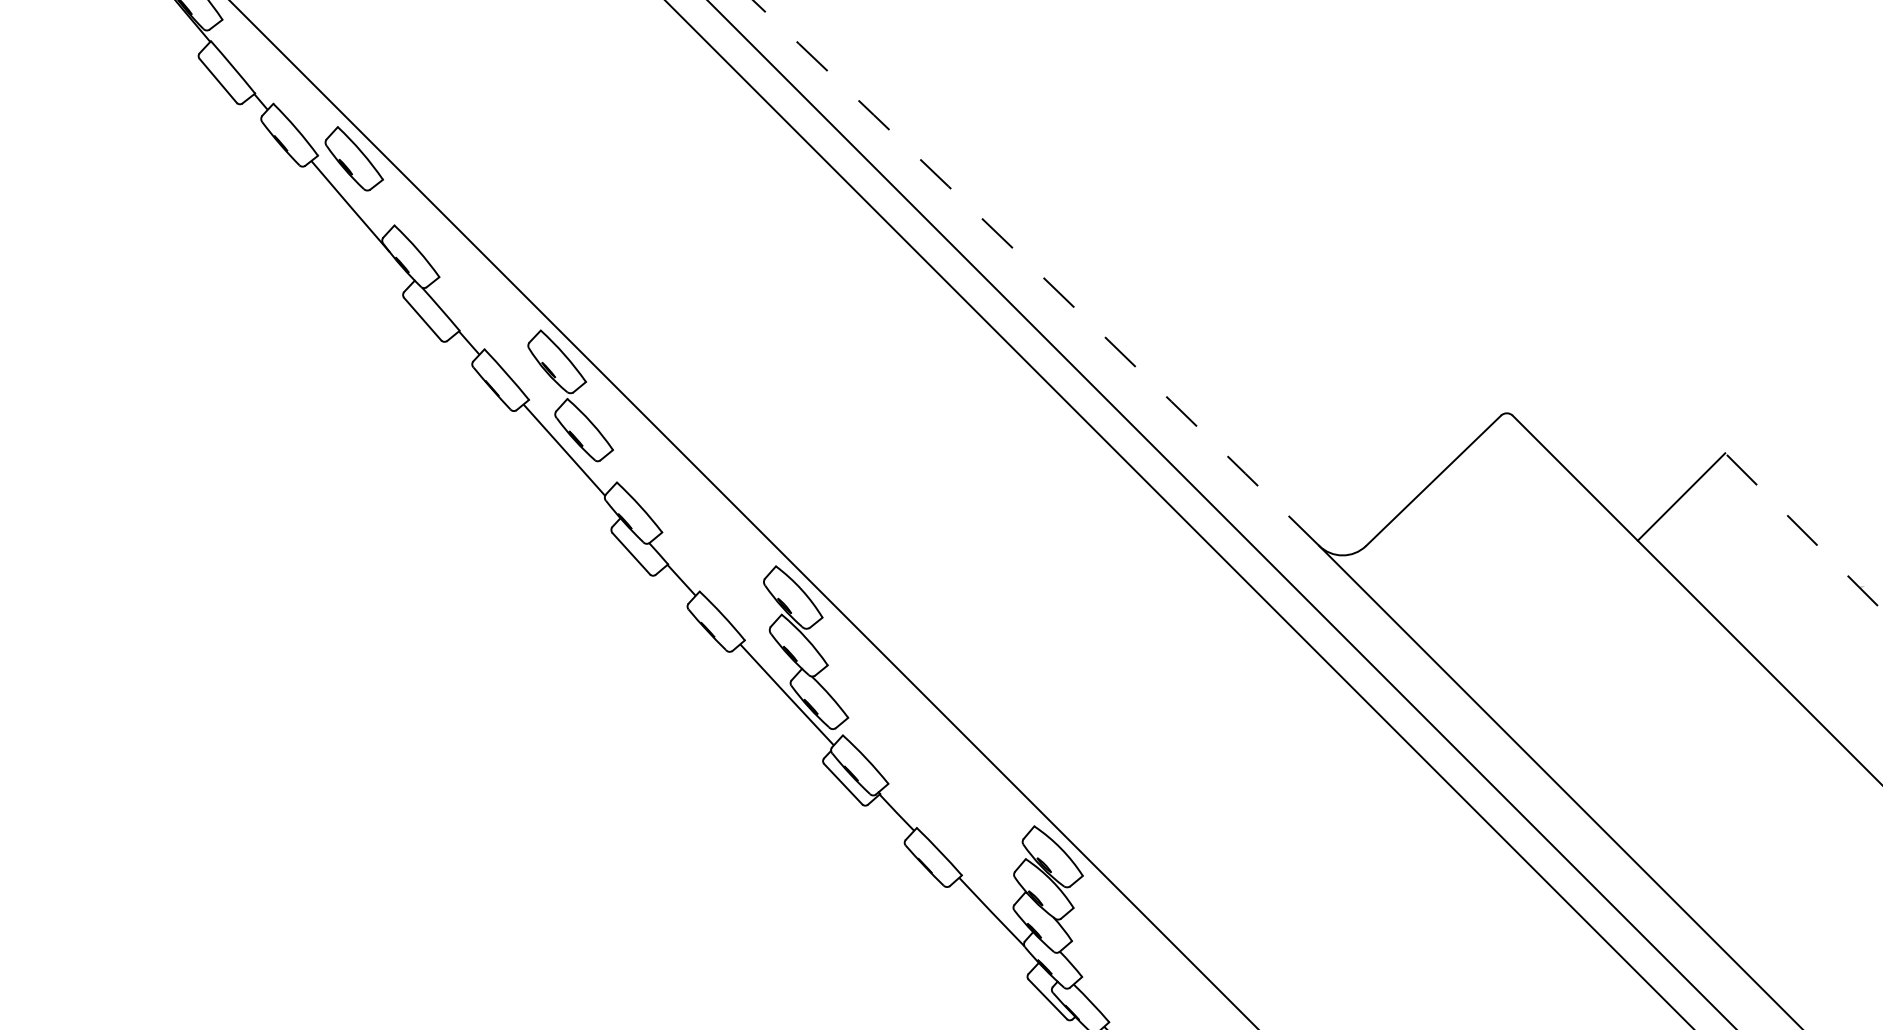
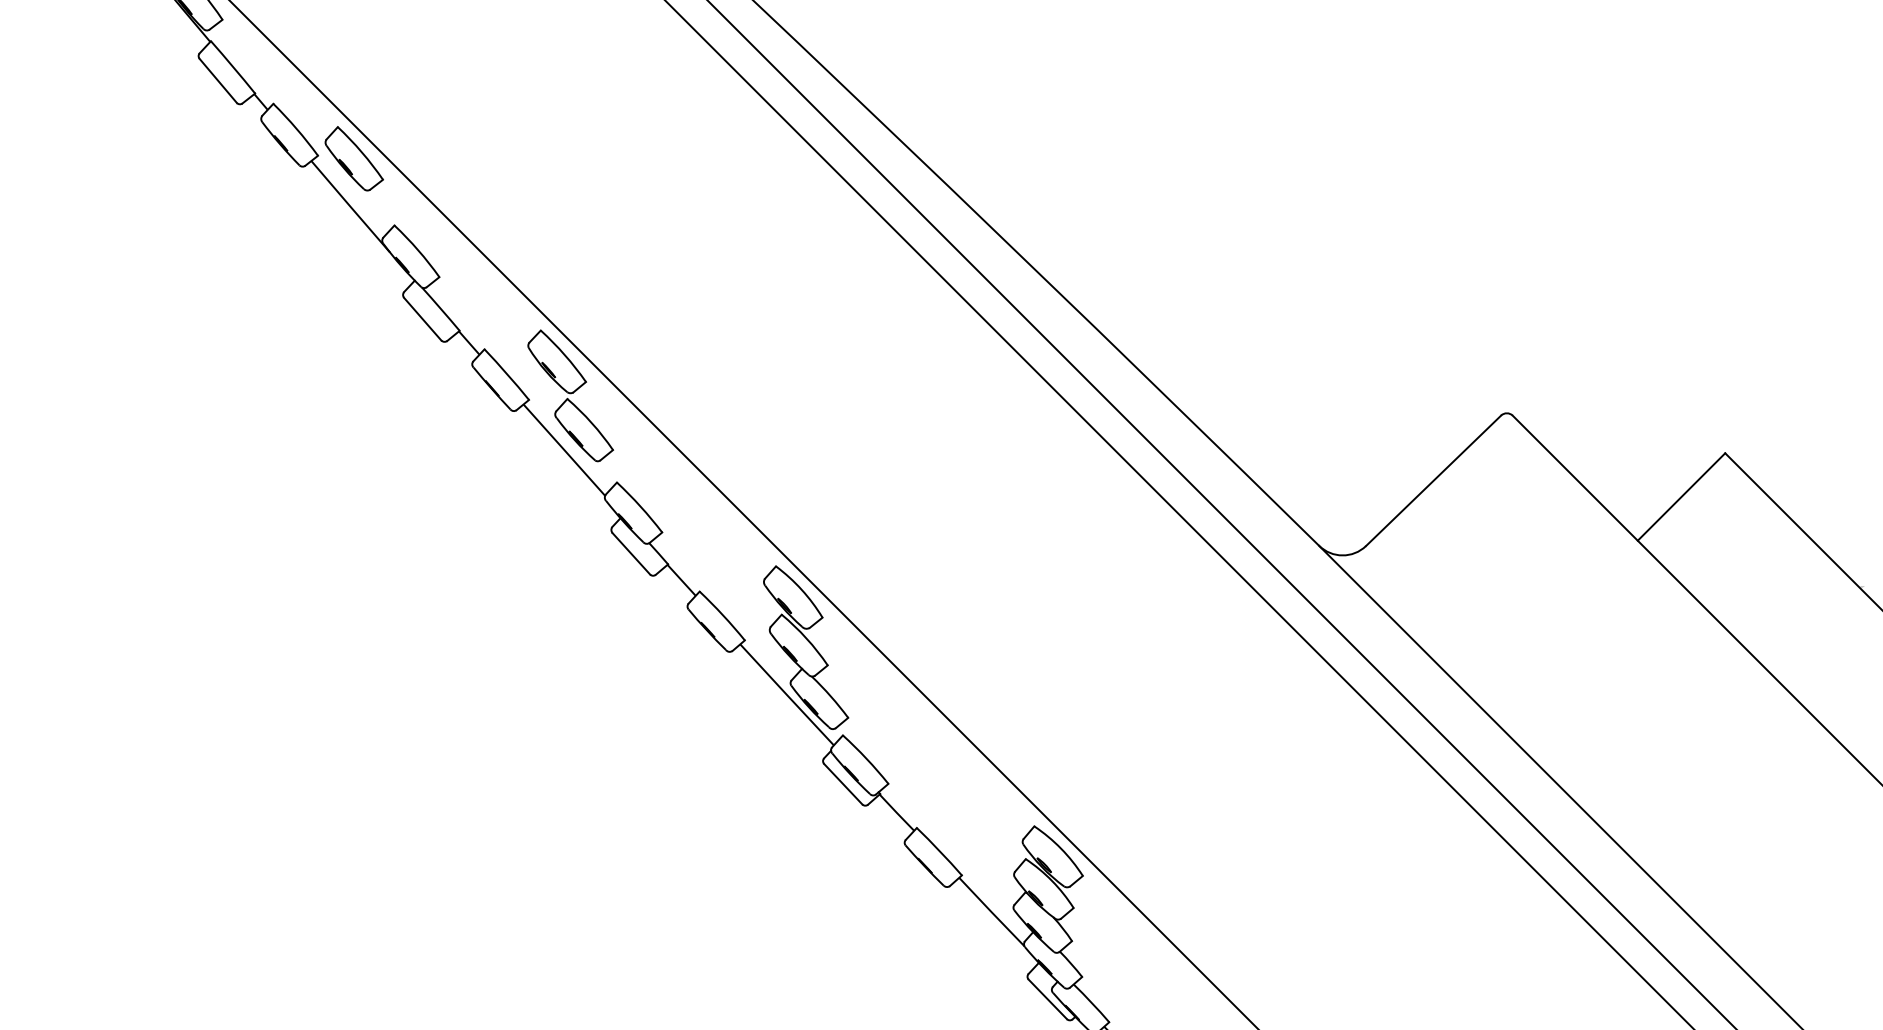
arc: dashed -> solid (1036, 271)
line: dashed -> solid (1803, 531)
